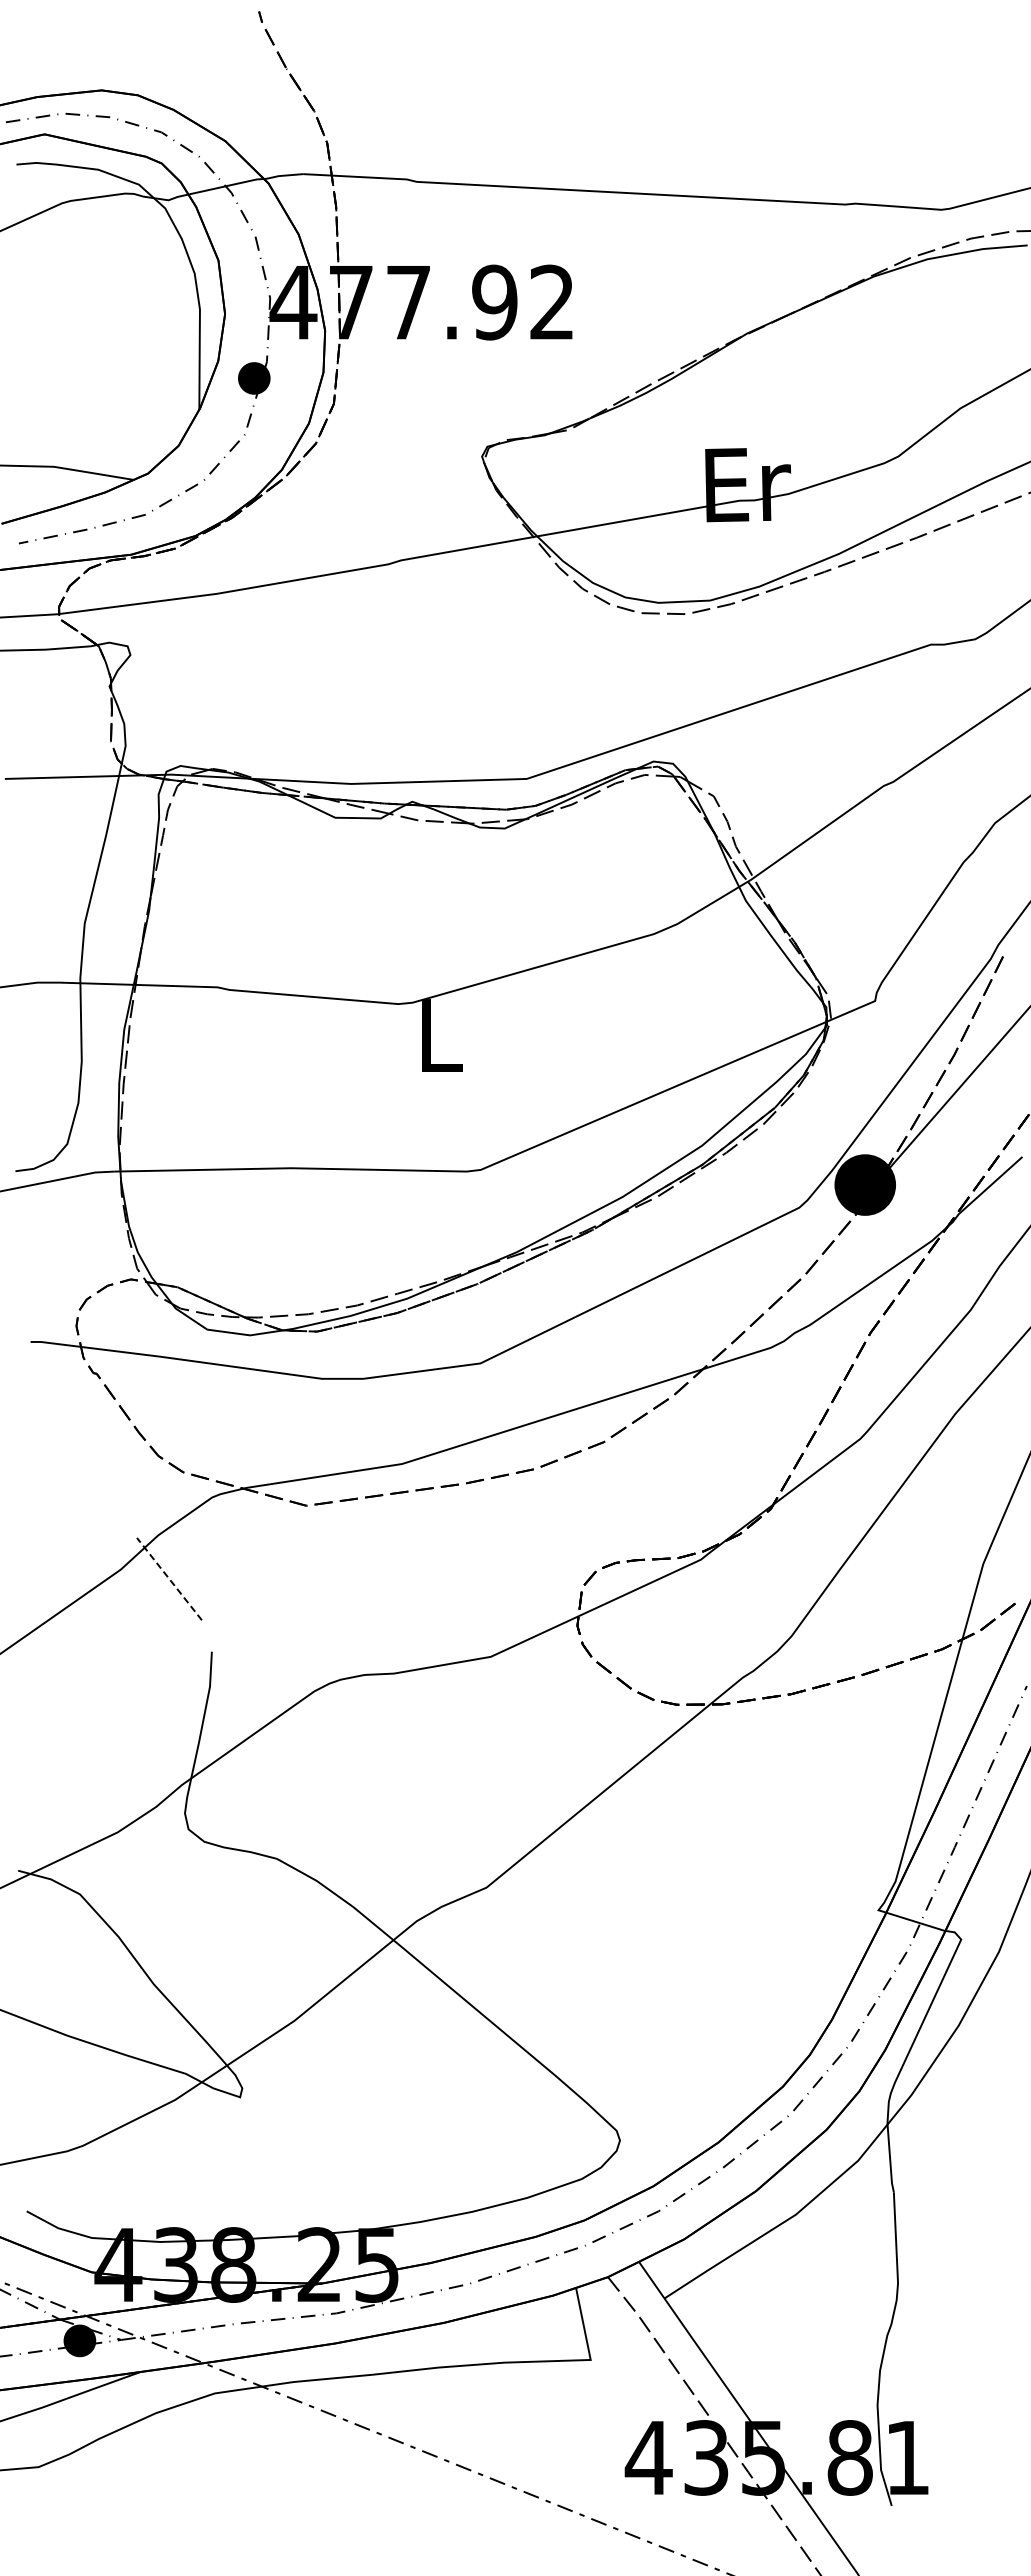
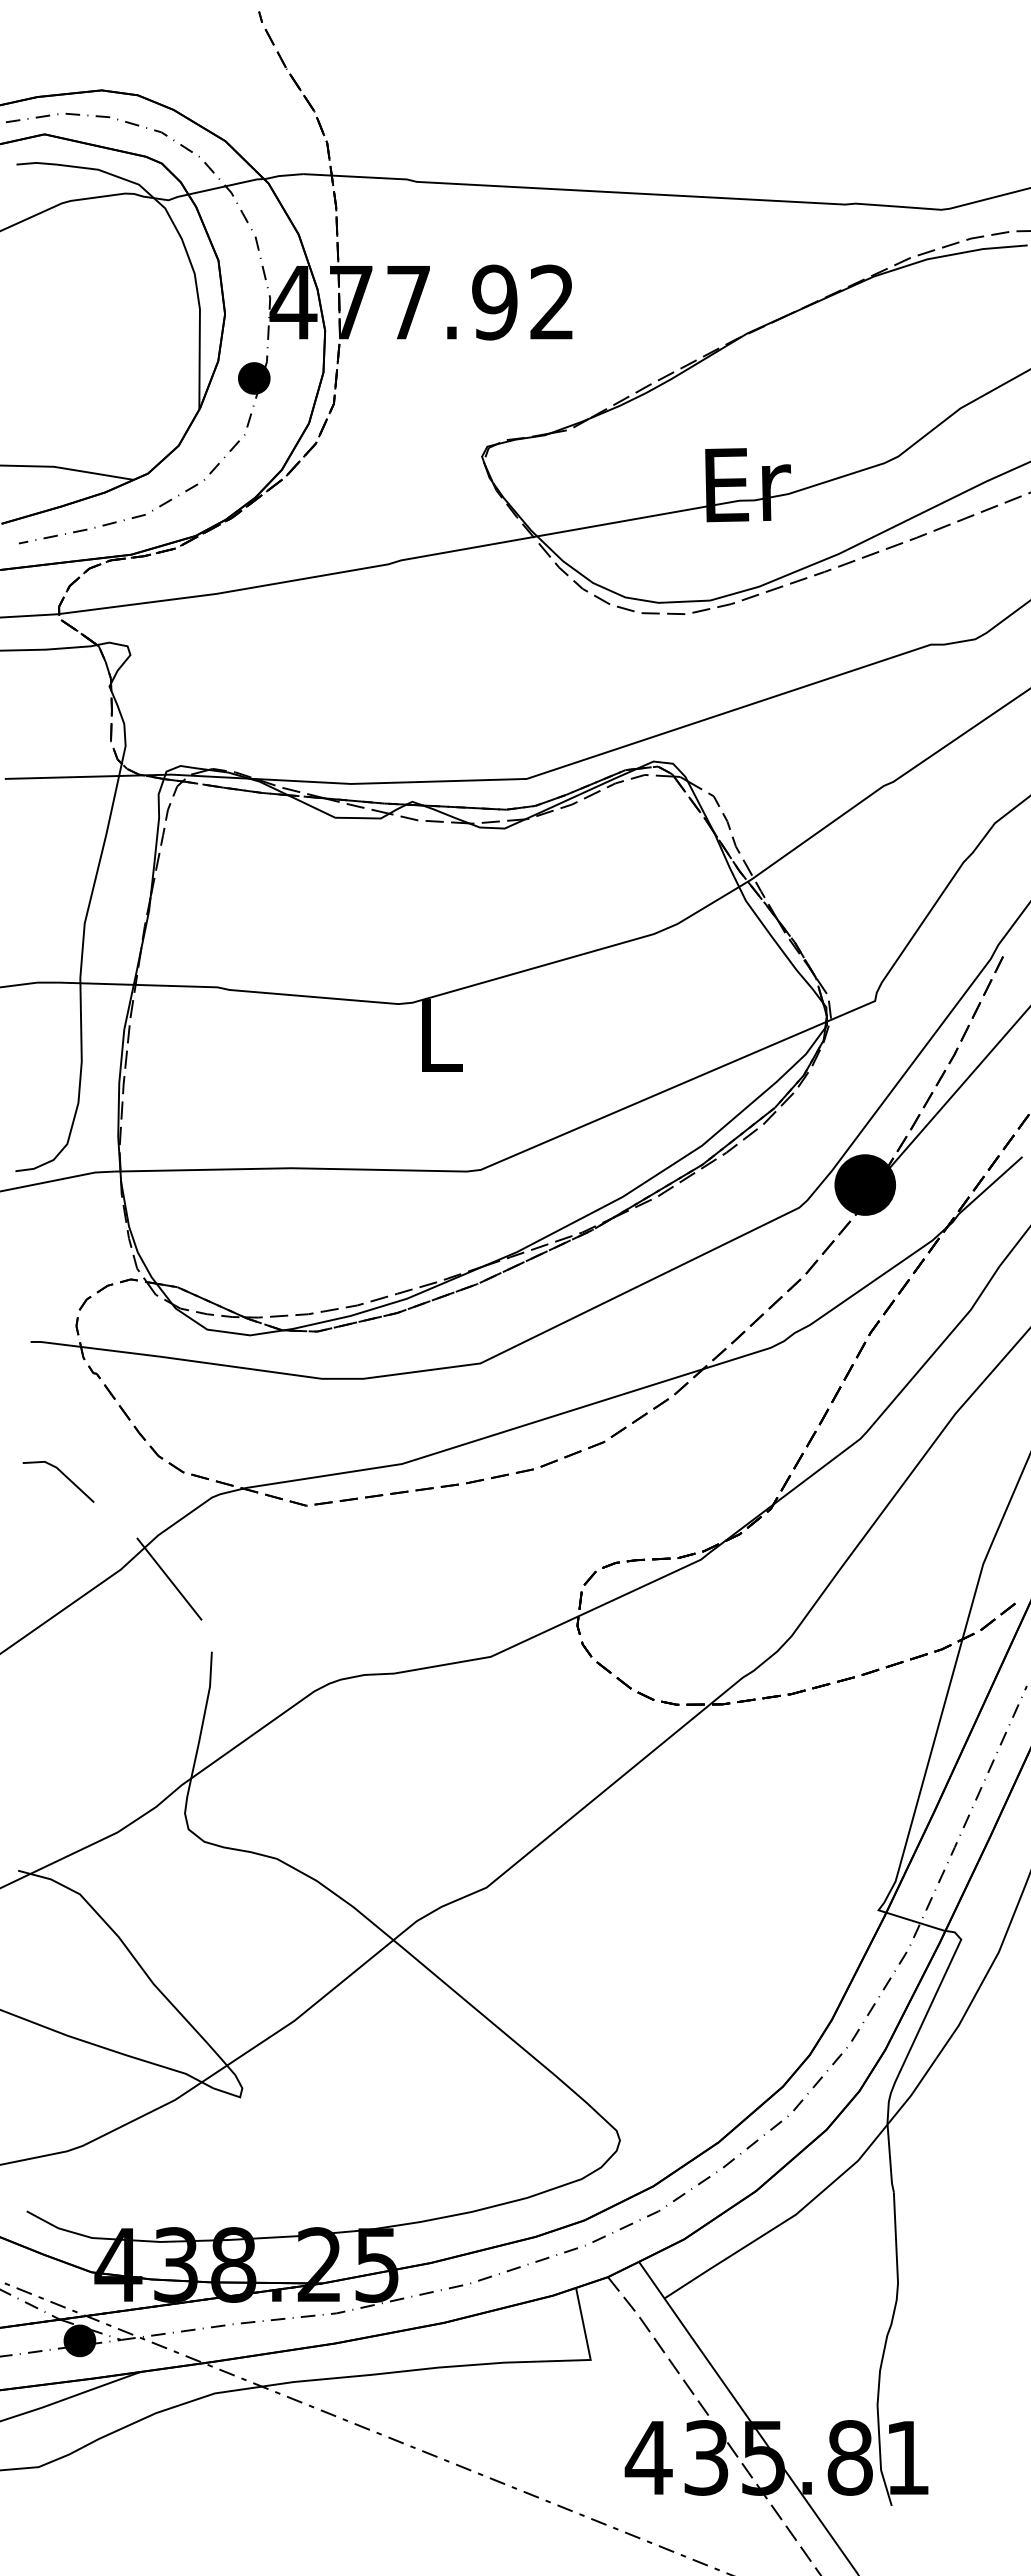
line: none -> present (63, 1475)
line: dashed -> solid (169, 1579)
